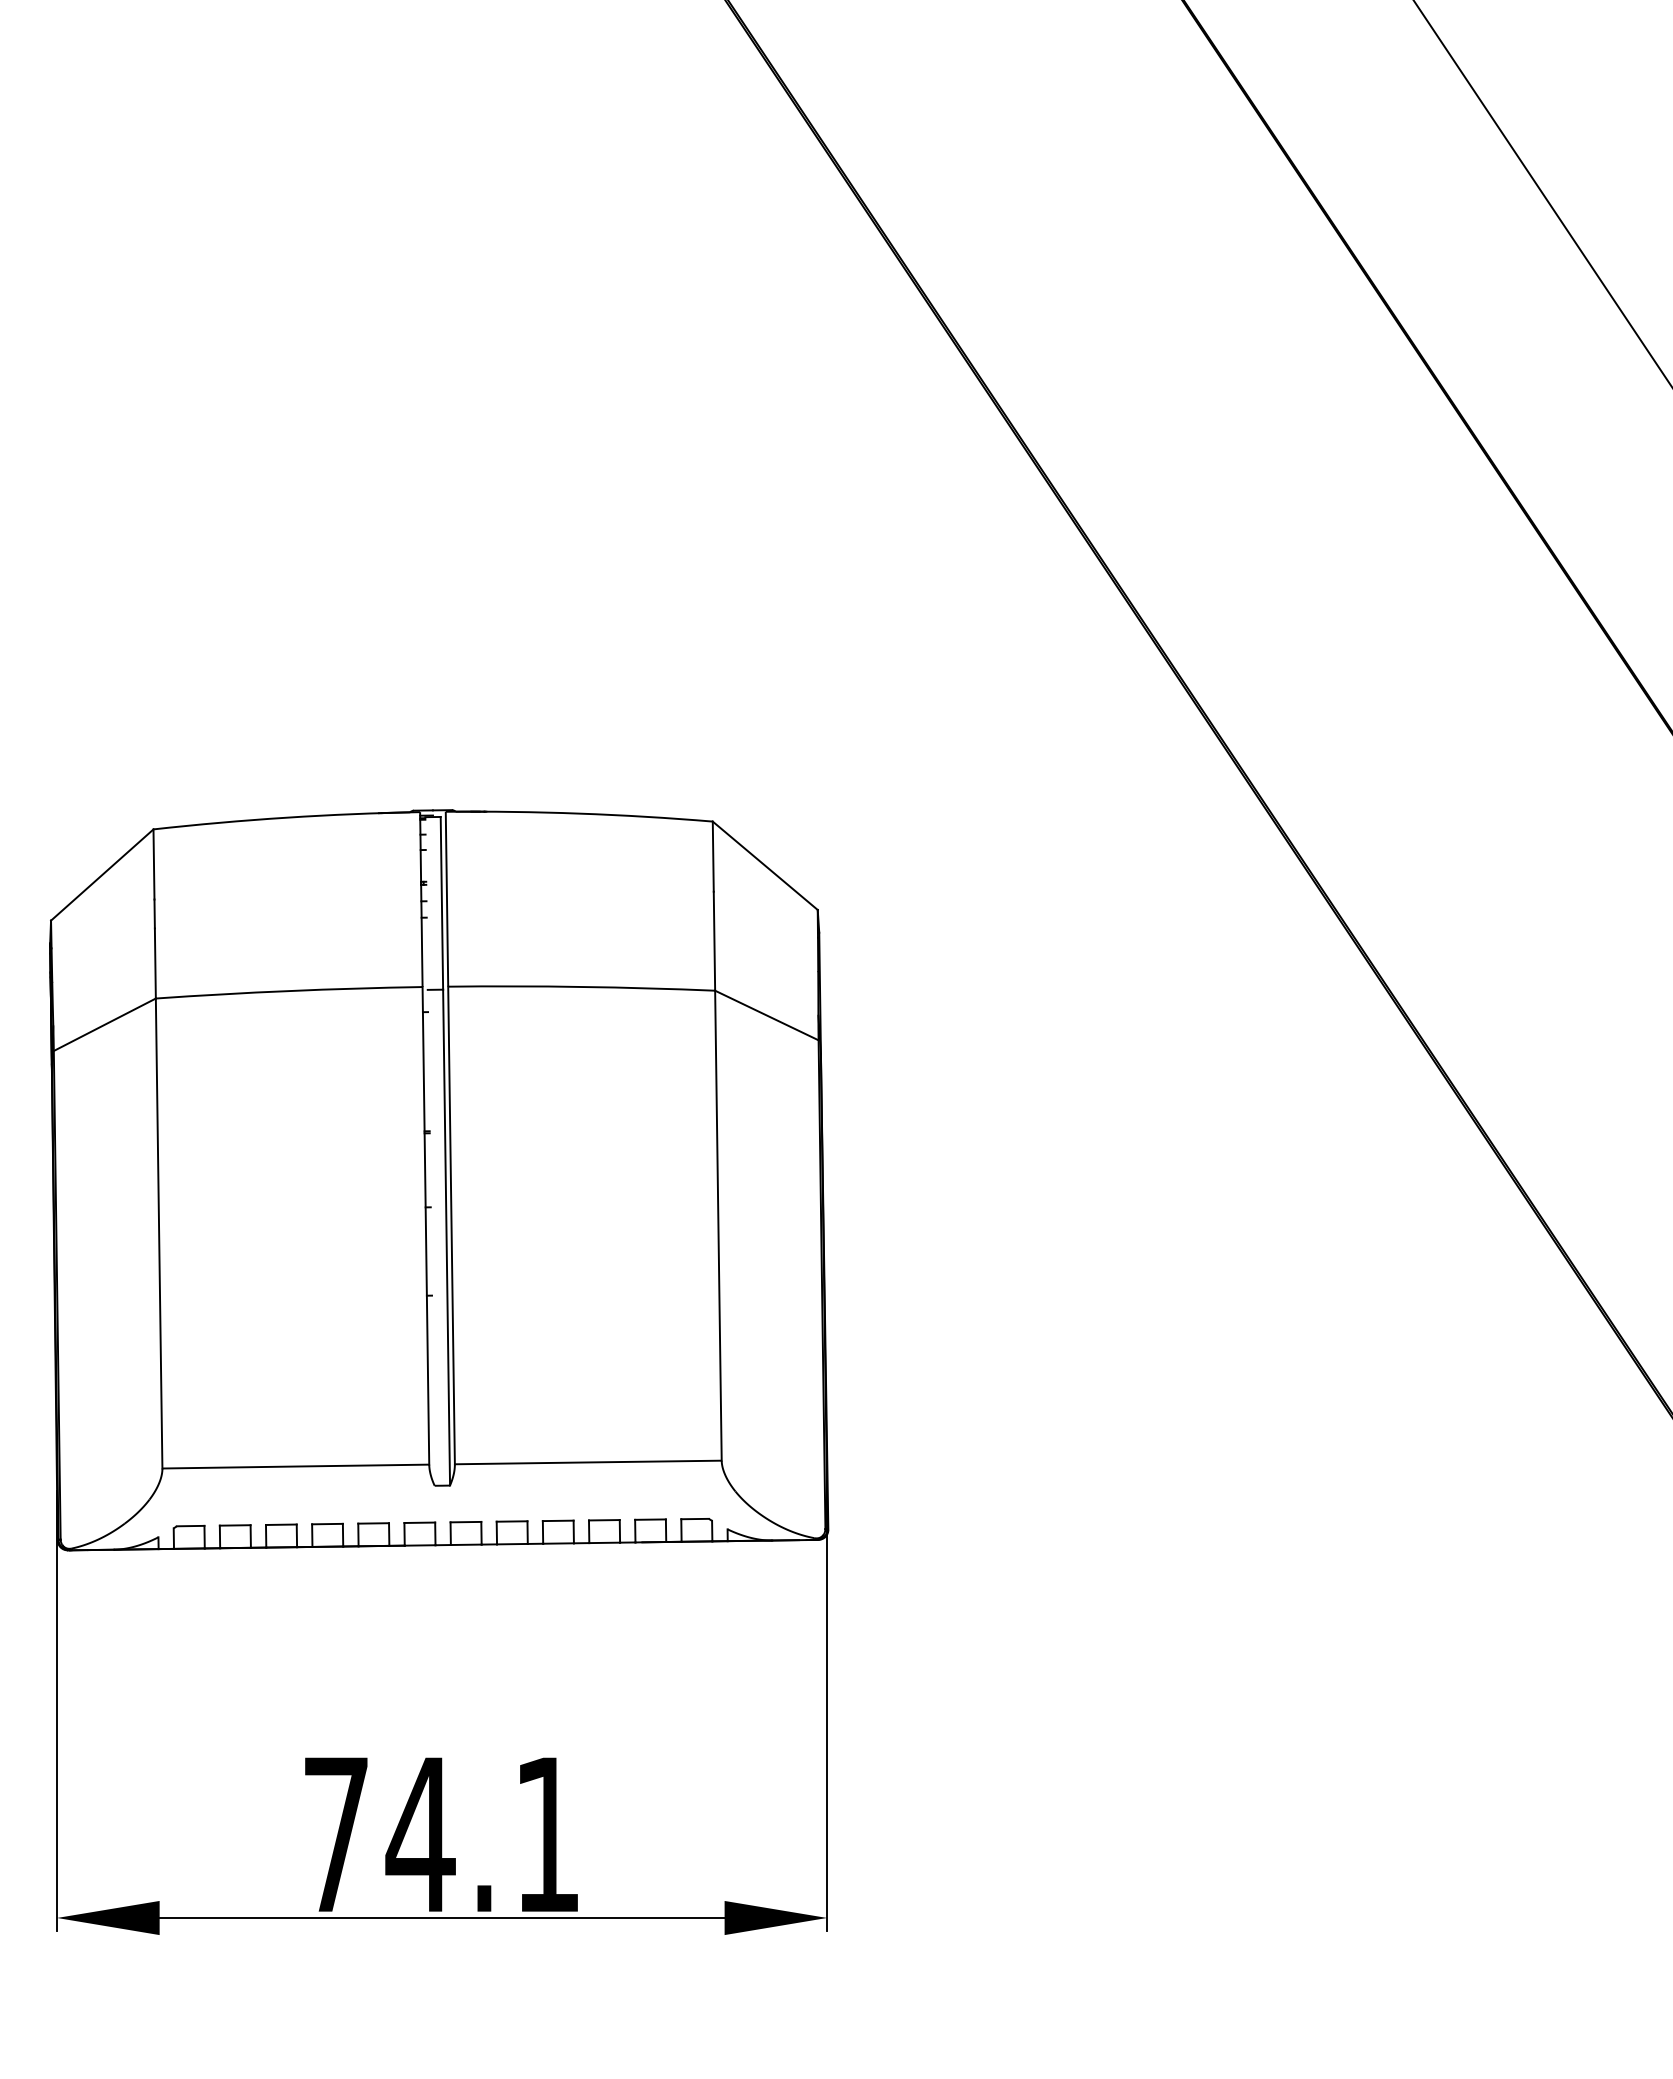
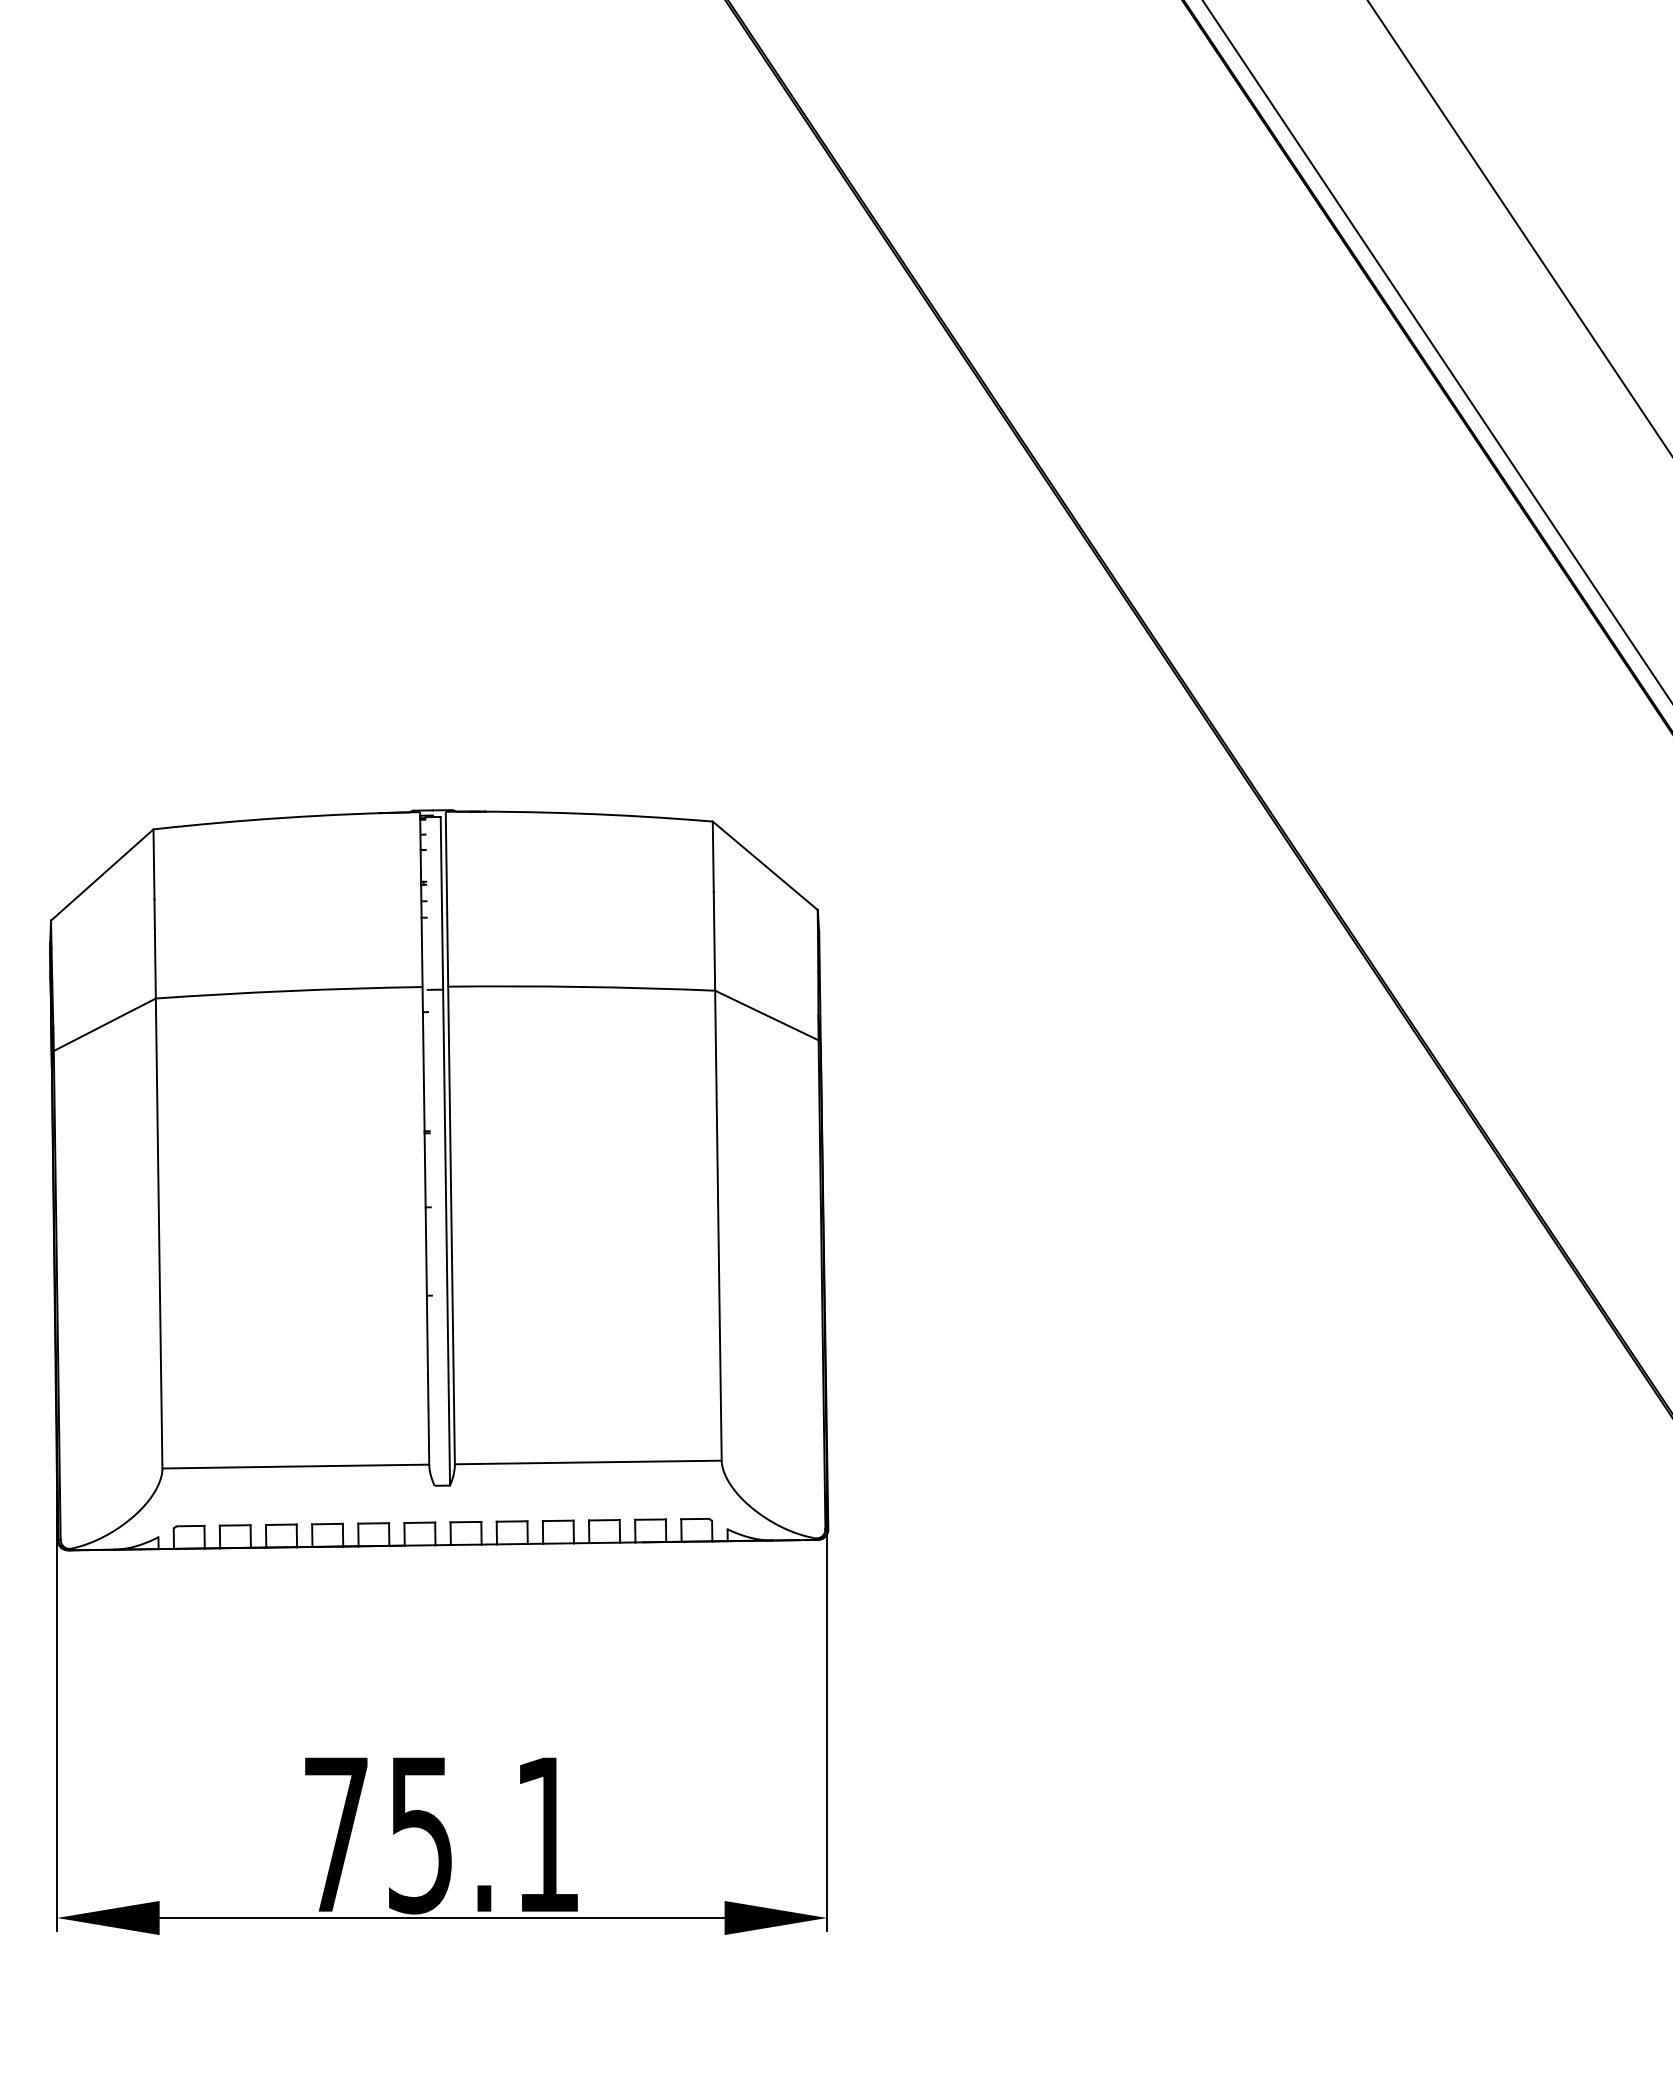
line position: (1542, 192) -> (1518, 227) (1518, 227)
line: none -> present (1436, 350)
text: 74.1 -> 75.1 (420, 1835)
